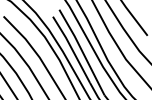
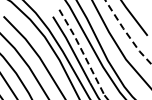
line: solid -> dashed (127, 34)
line: solid -> dashed (82, 52)
